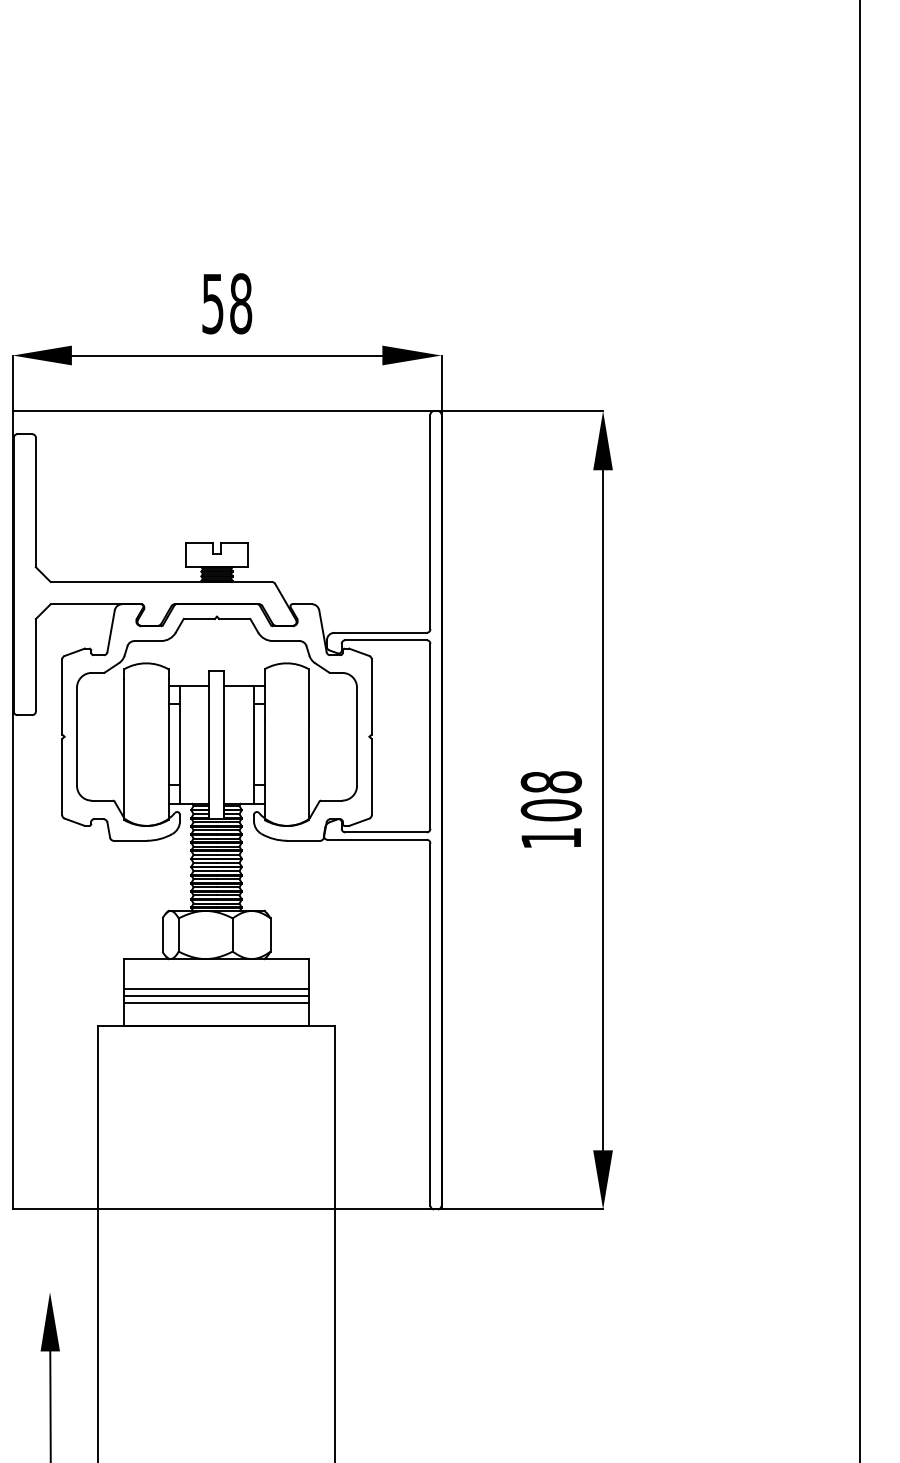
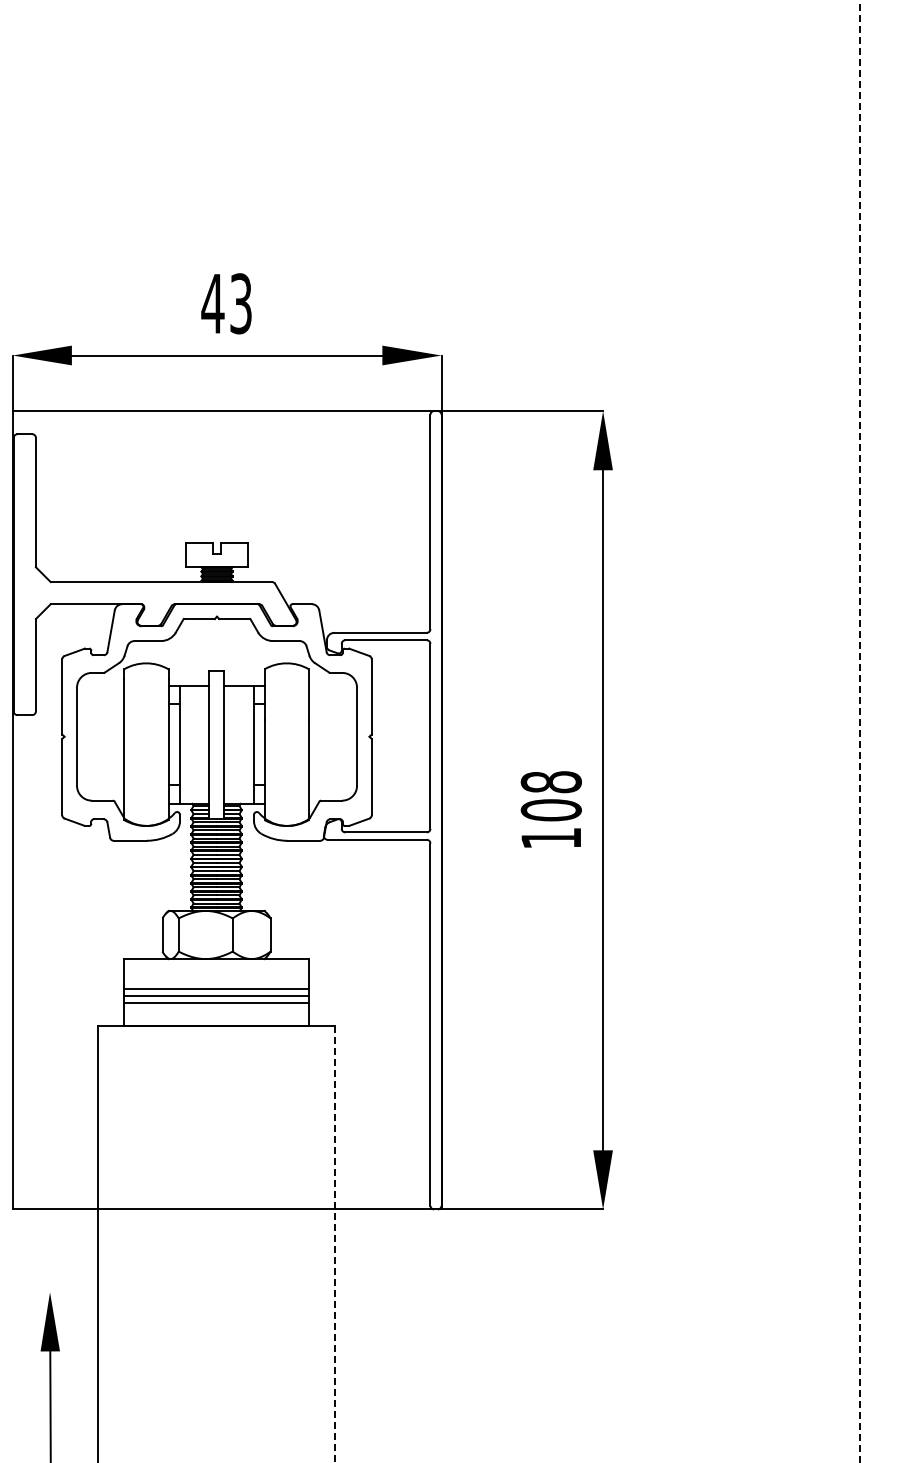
text: 58 -> 43 (226, 303)
line: solid -> dashed (859, 732)
line: solid -> dashed (334, 1244)
